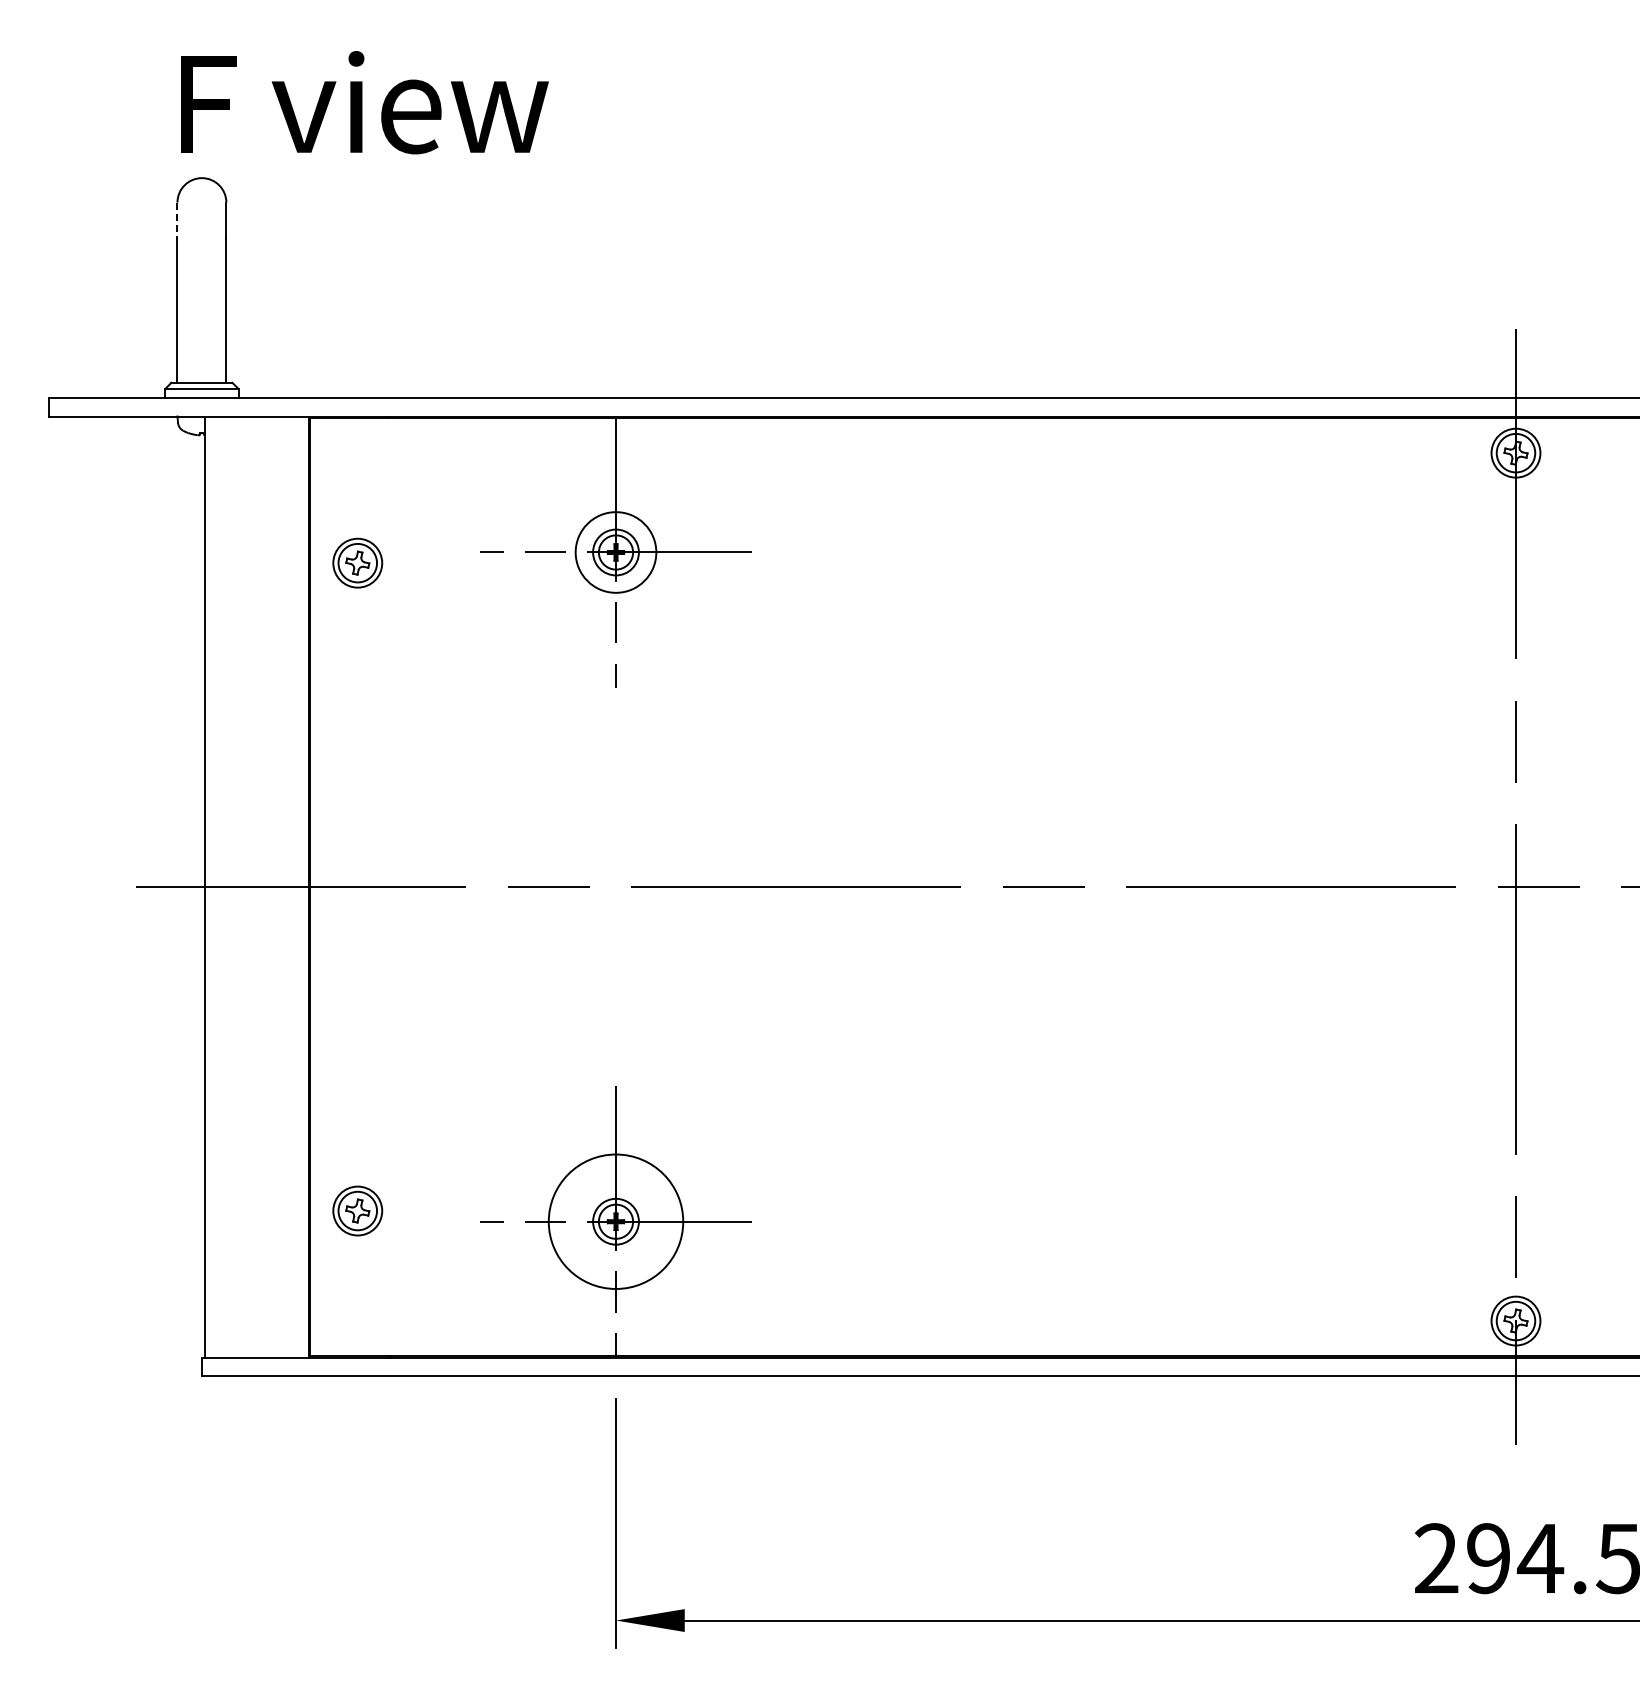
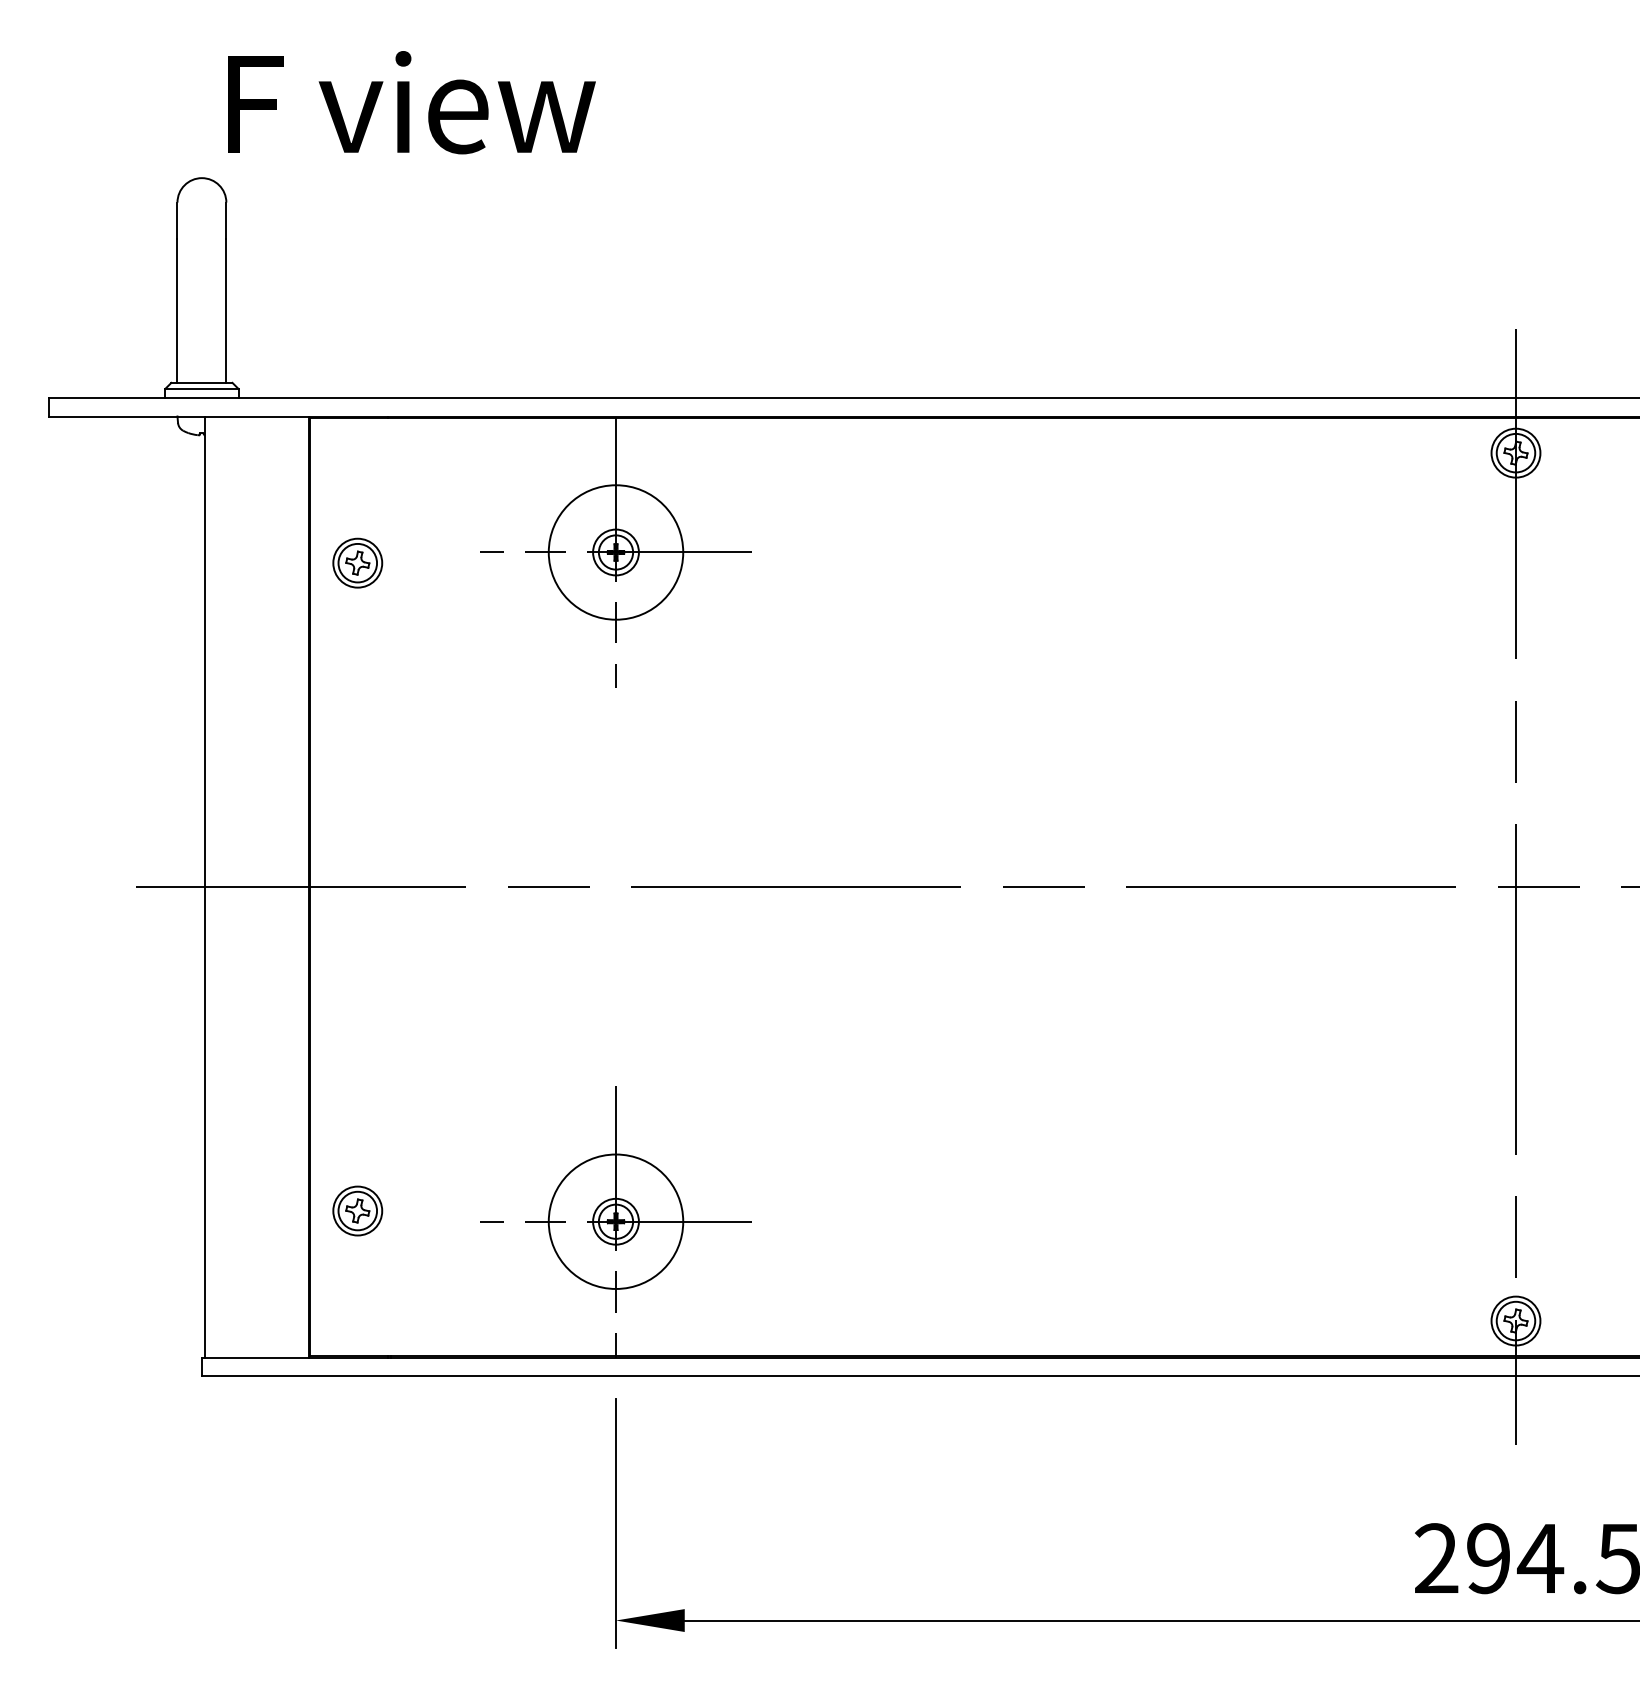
text position: (364, 102) -> (411, 102) (411, 102)
line: dashed -> solid (177, 221)
circle diameter: 81 px -> 134 px (615, 552)
